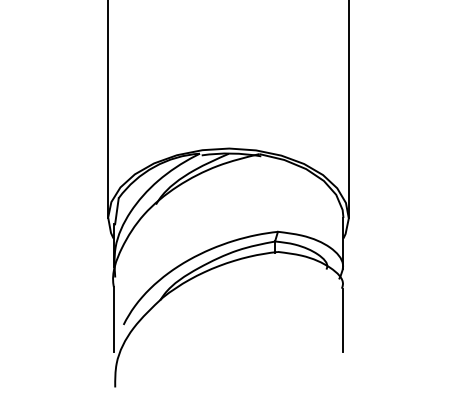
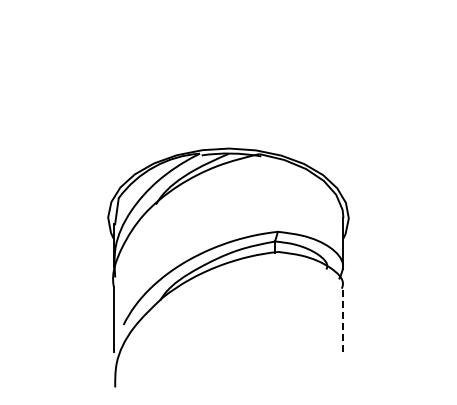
line: present -> none (108, 110)
line: present -> none (348, 110)
line: solid -> dashed (343, 320)
